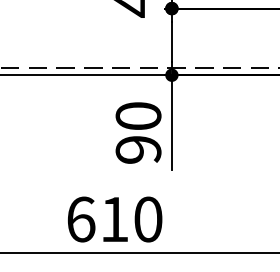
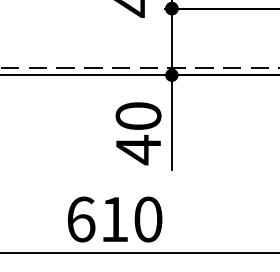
text: 90 -> 40 (138, 149)
